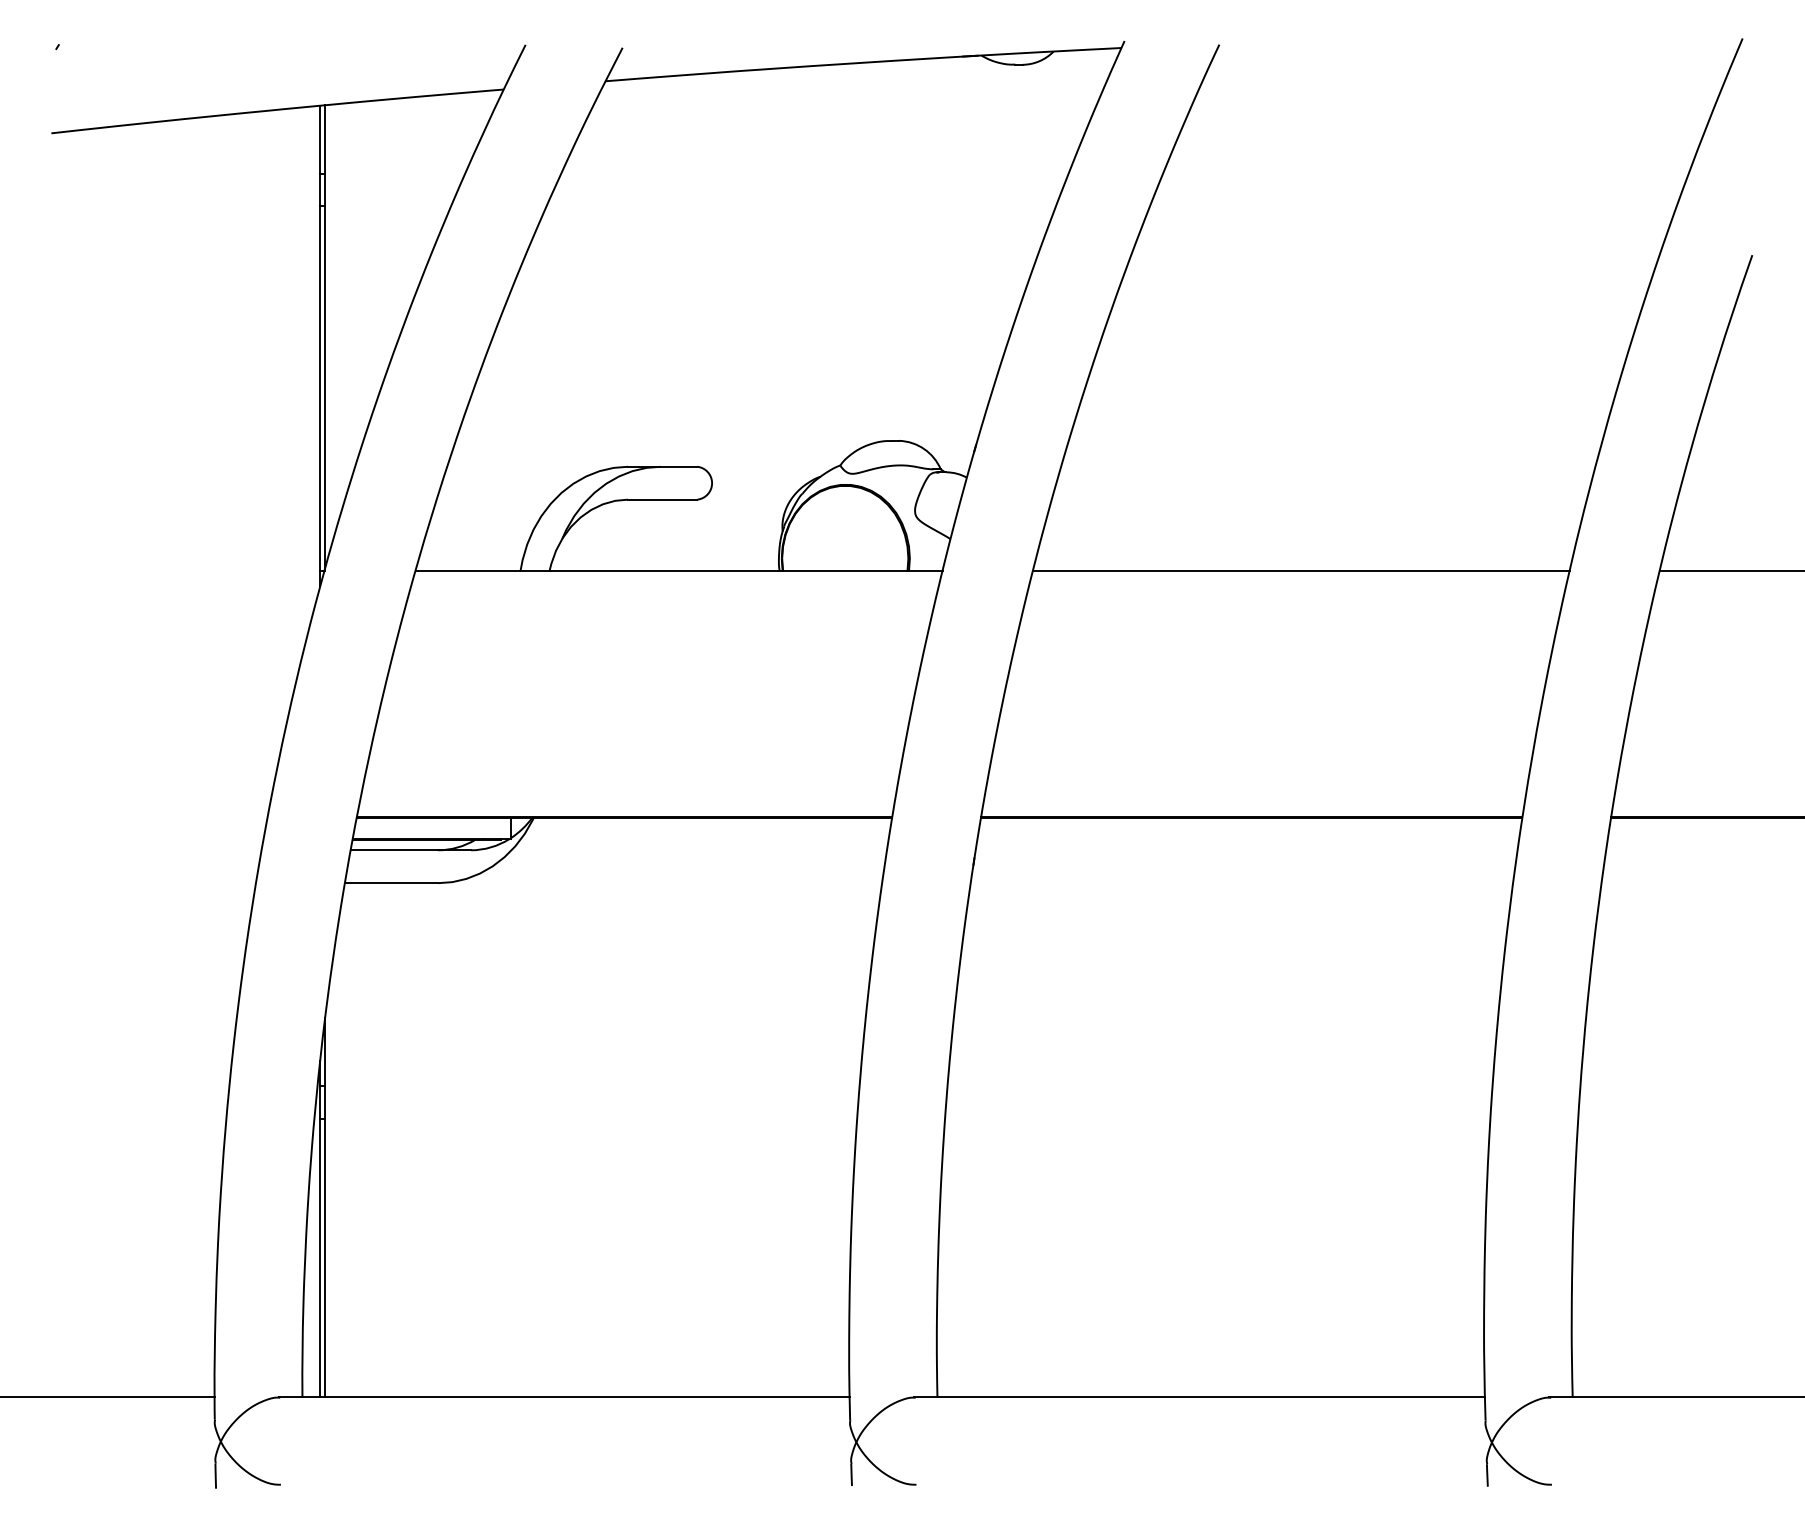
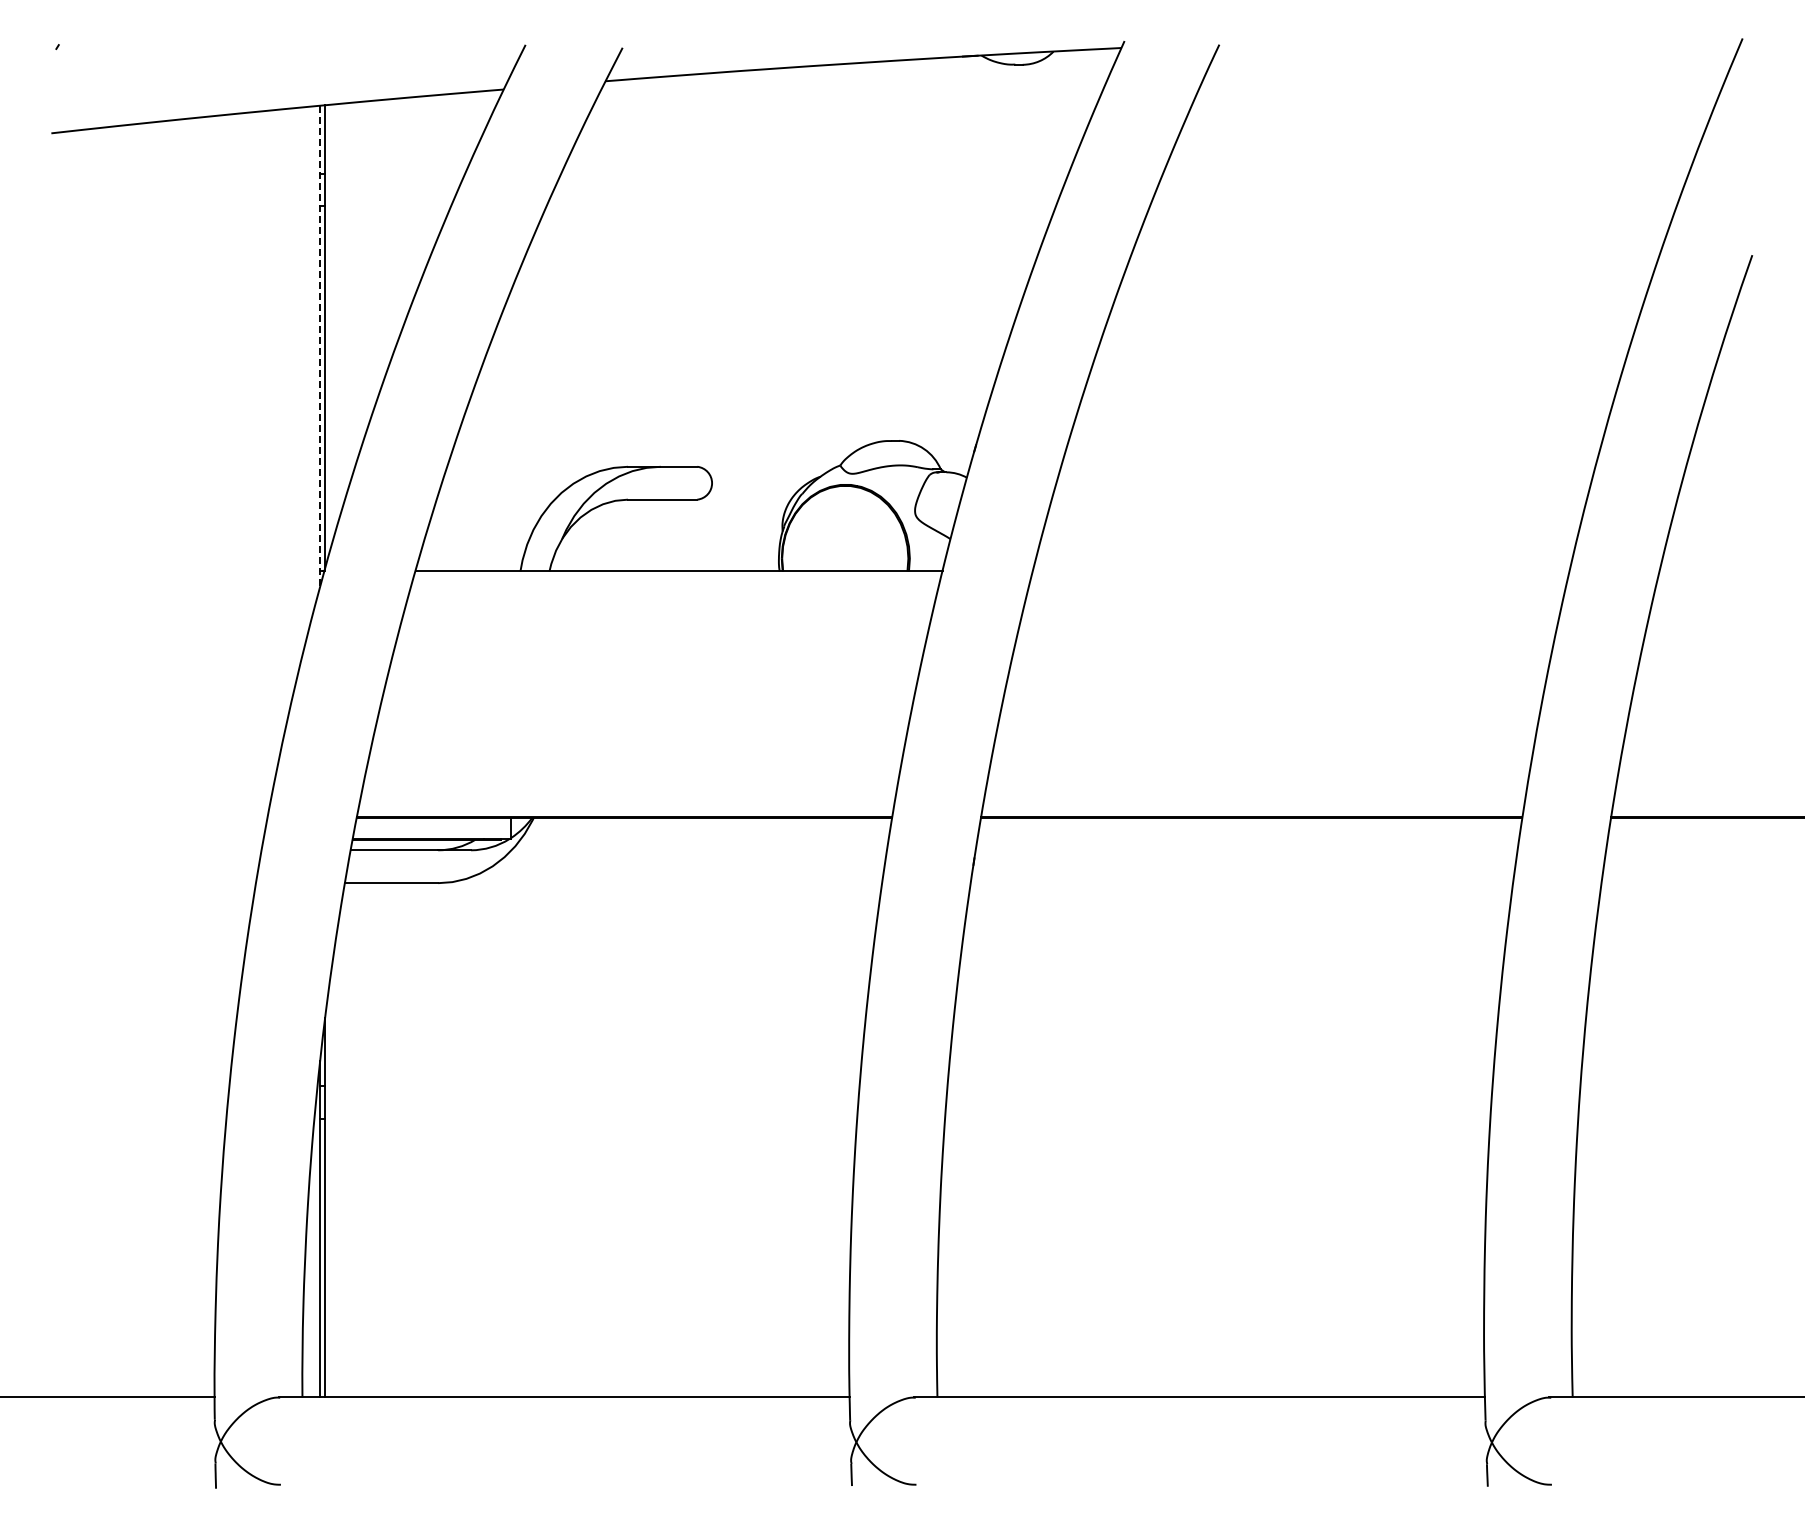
line: solid -> dashed (320, 345)
line: present -> none (1301, 570)
line: present -> none (1730, 570)
